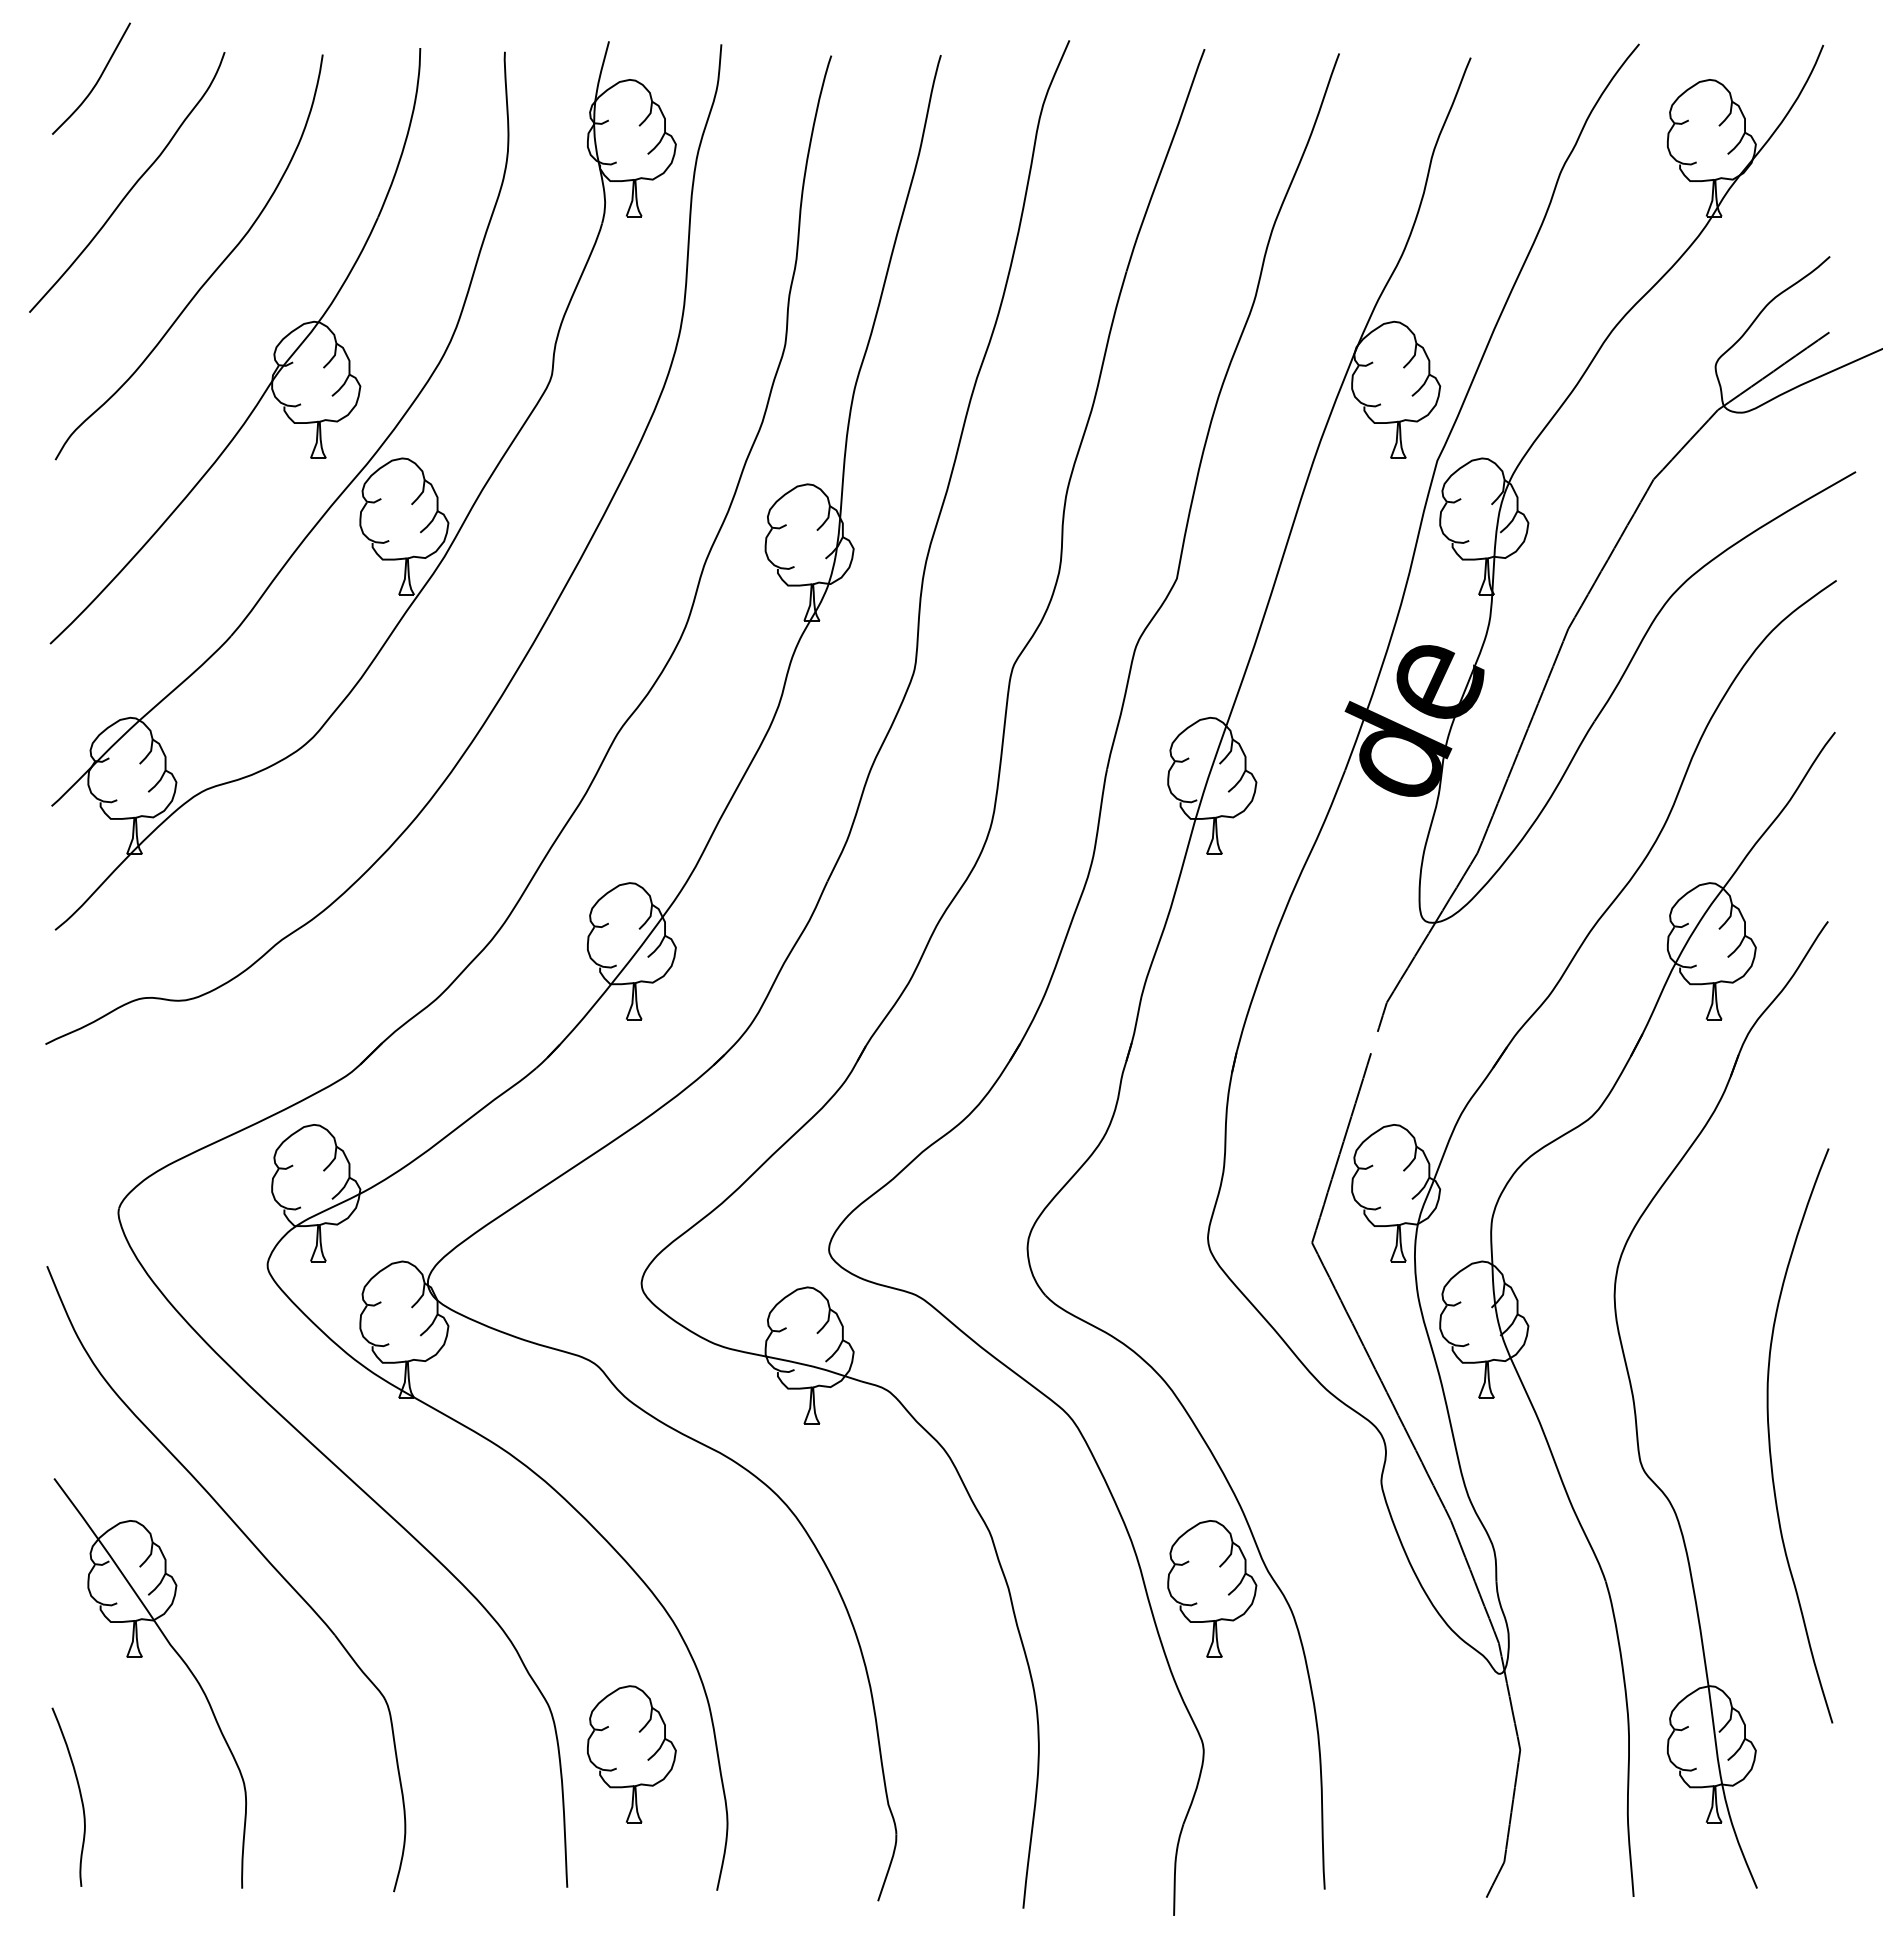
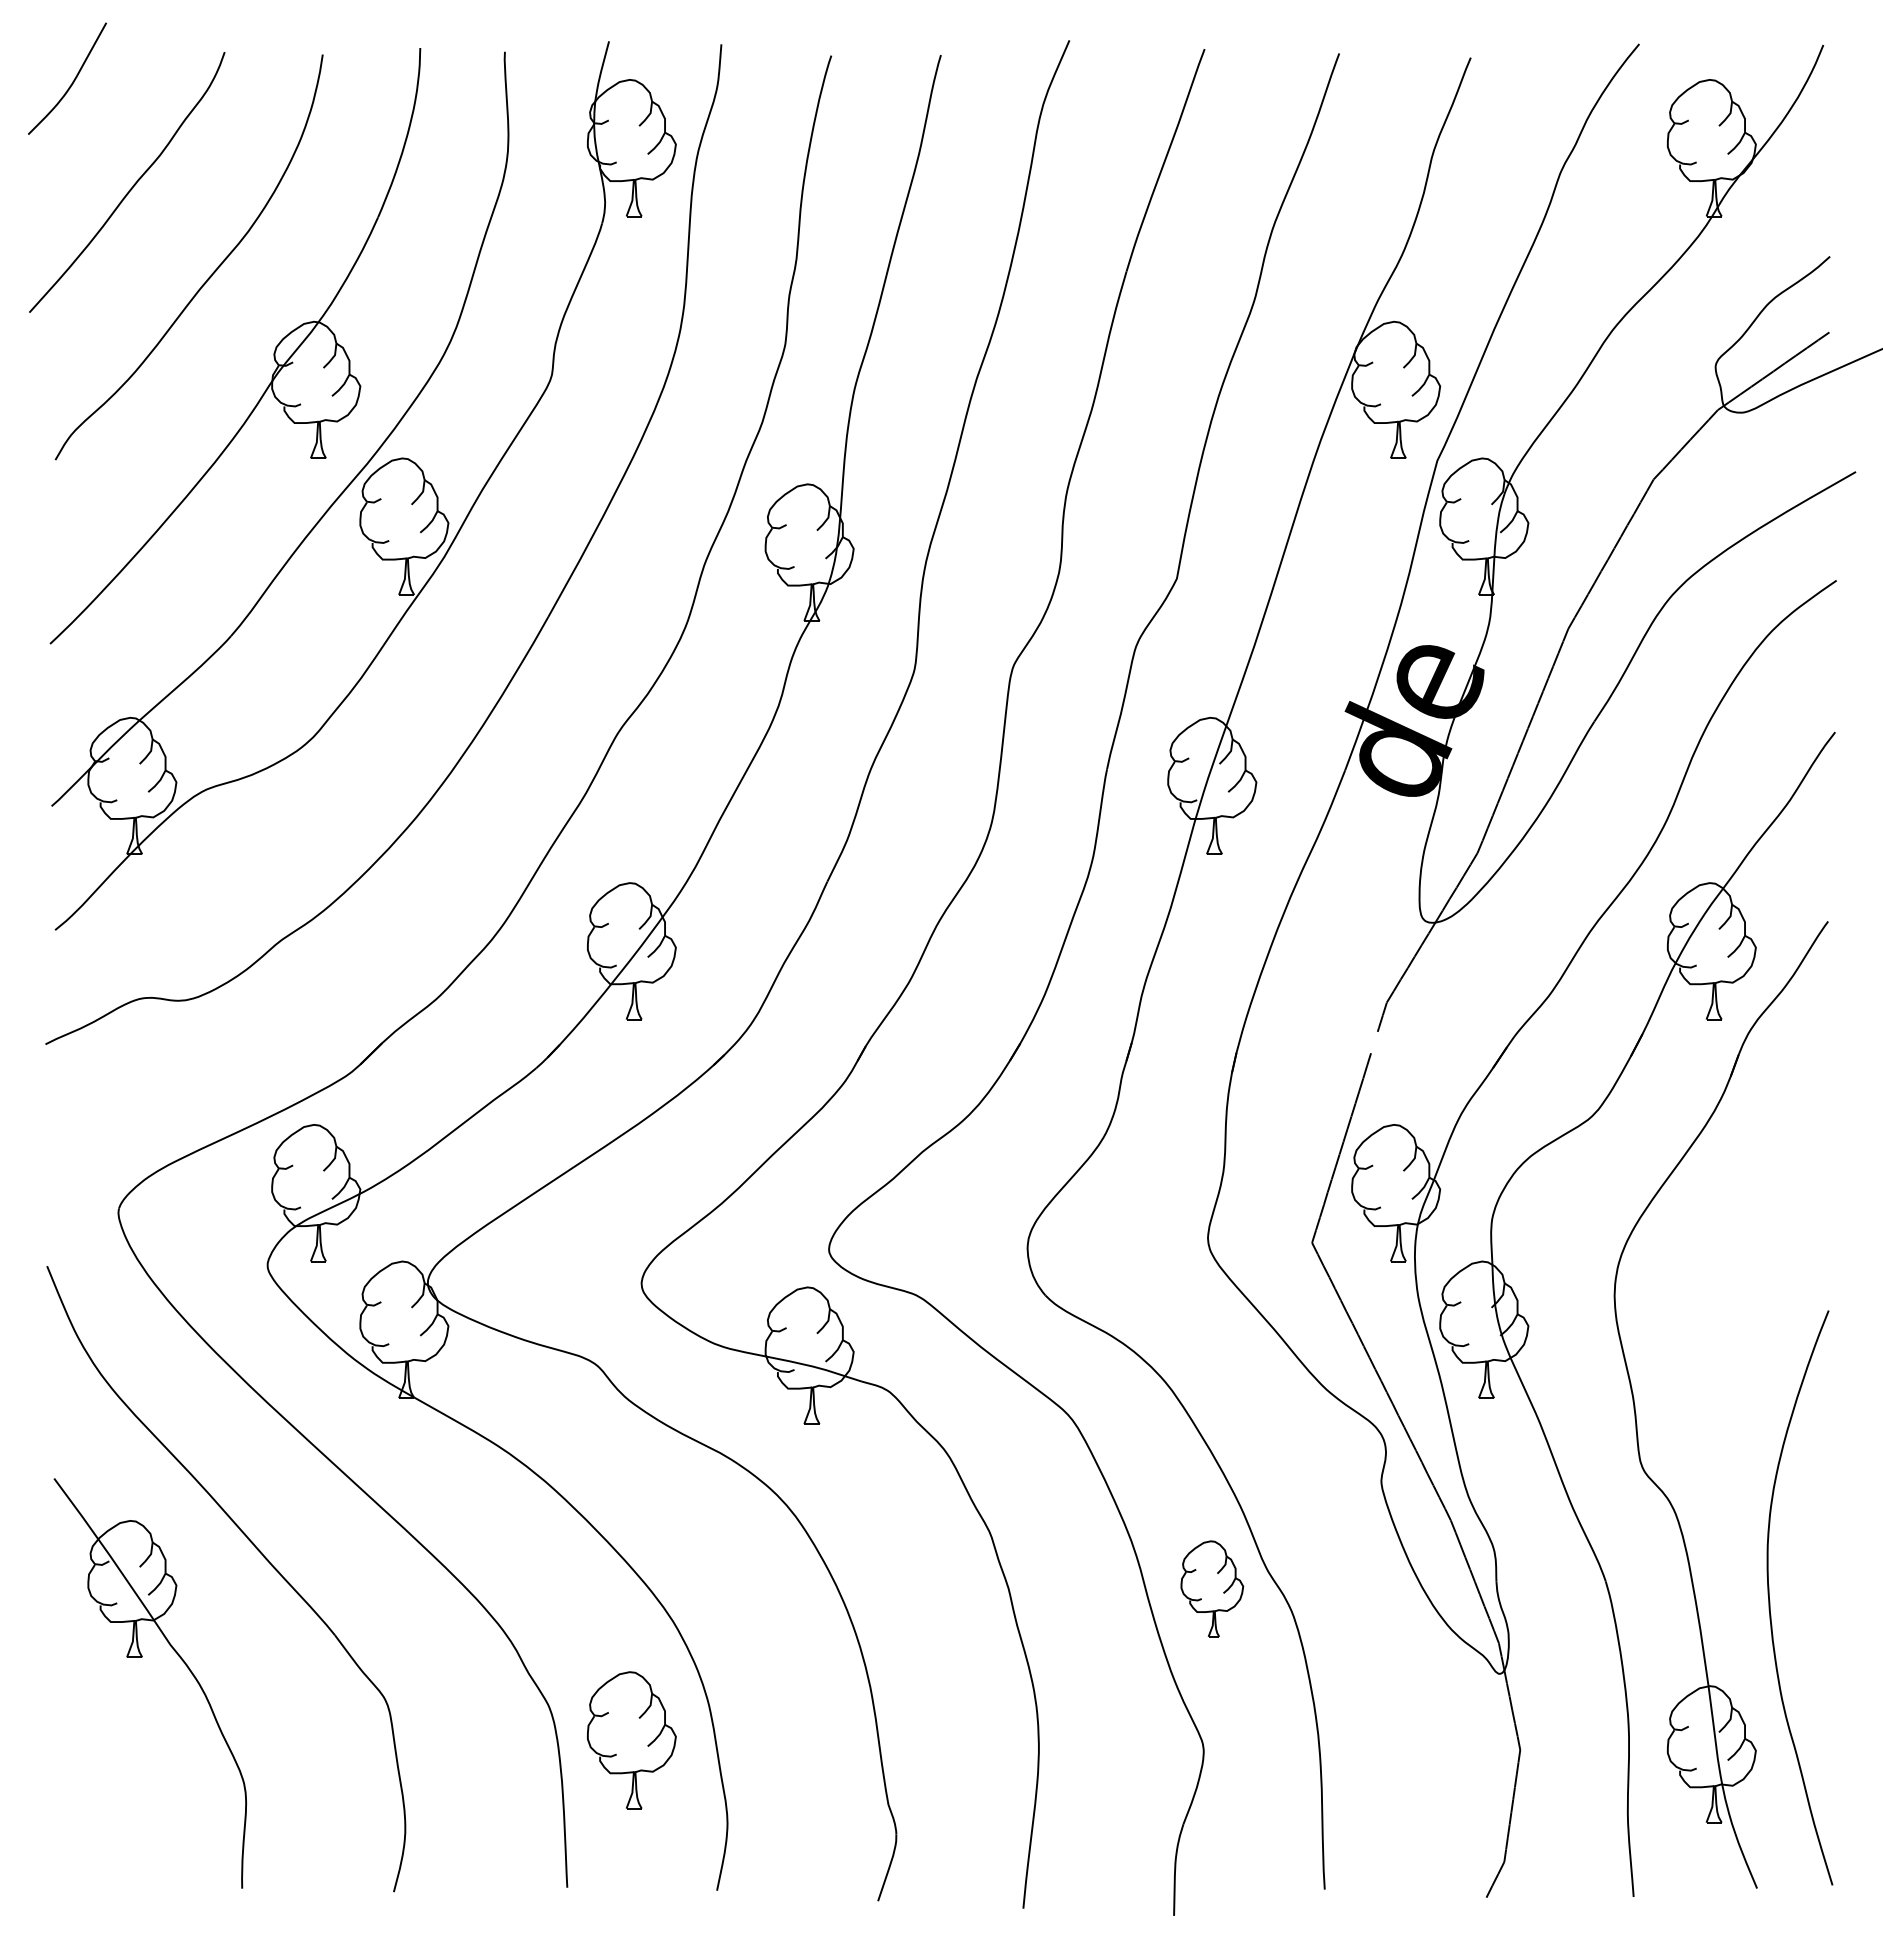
curve position: (96, 81) -> (72, 81) (72, 81)
curve position: (1770, 1438) -> (1770, 1600) (1770, 1600)
part size: 91x138 px -> 65x98 px (1212, 1588)
part position: (631, 1754) -> (631, 1740) (631, 1740)
curve: present -> none (79, 1794)
